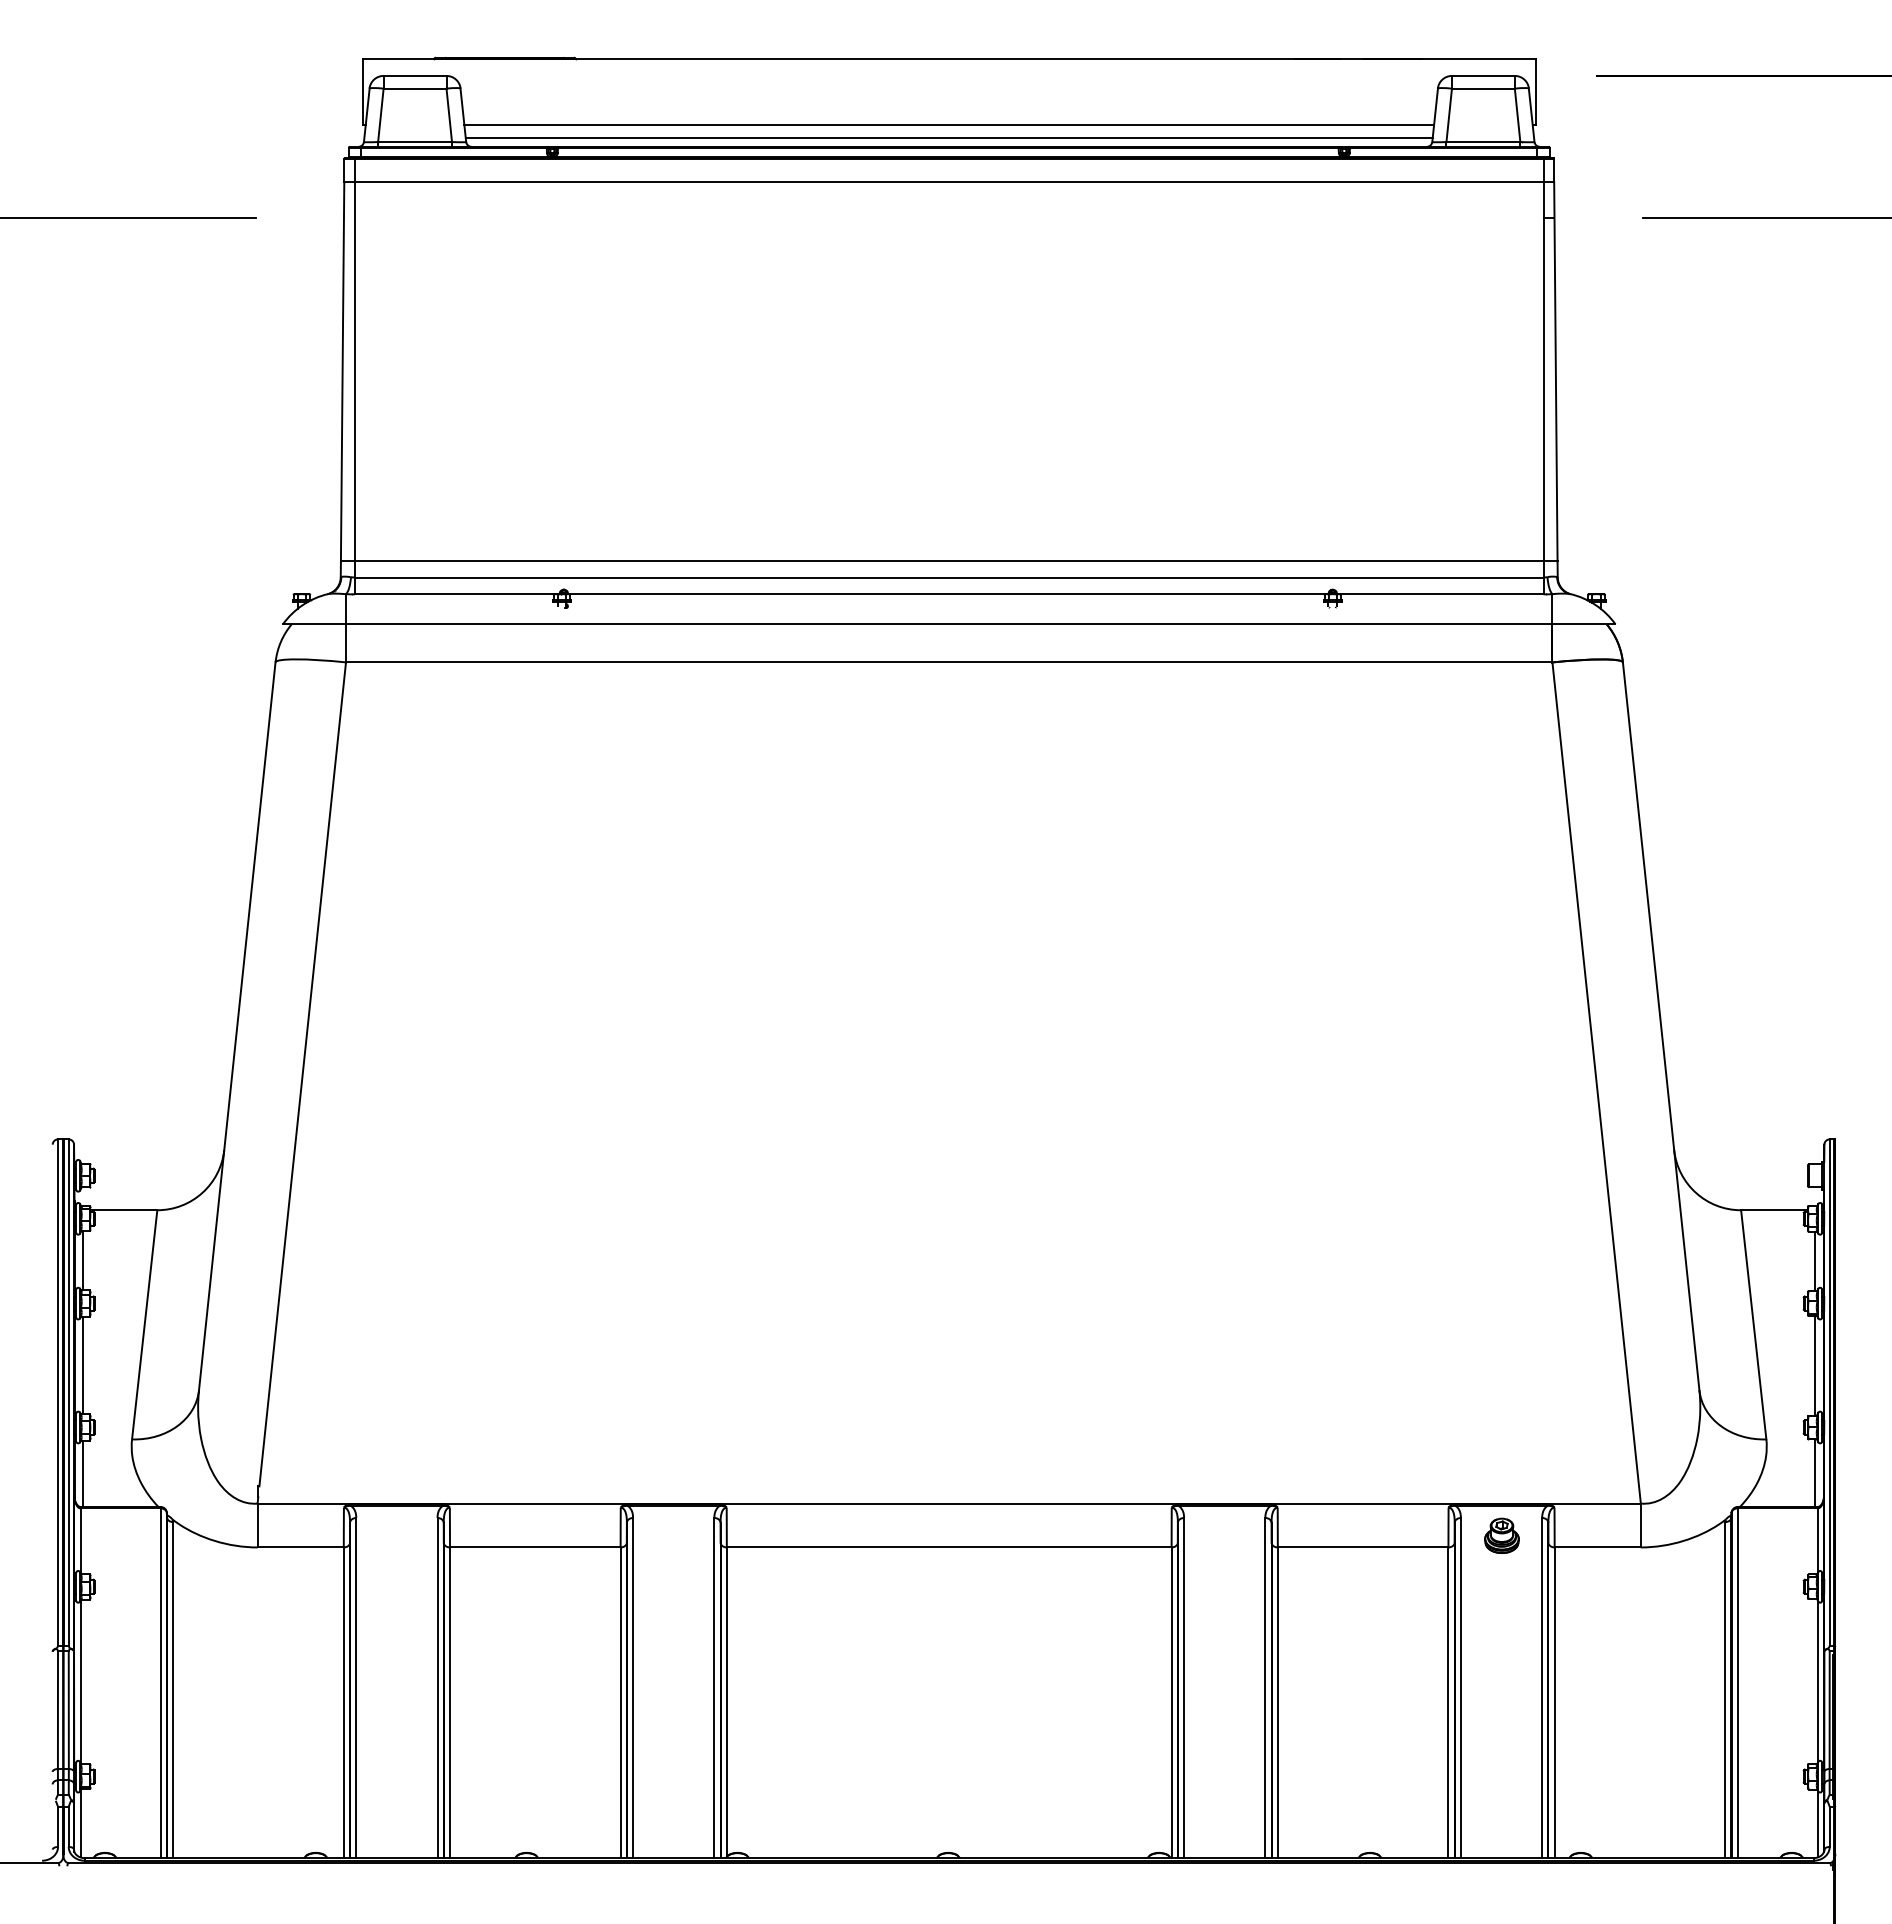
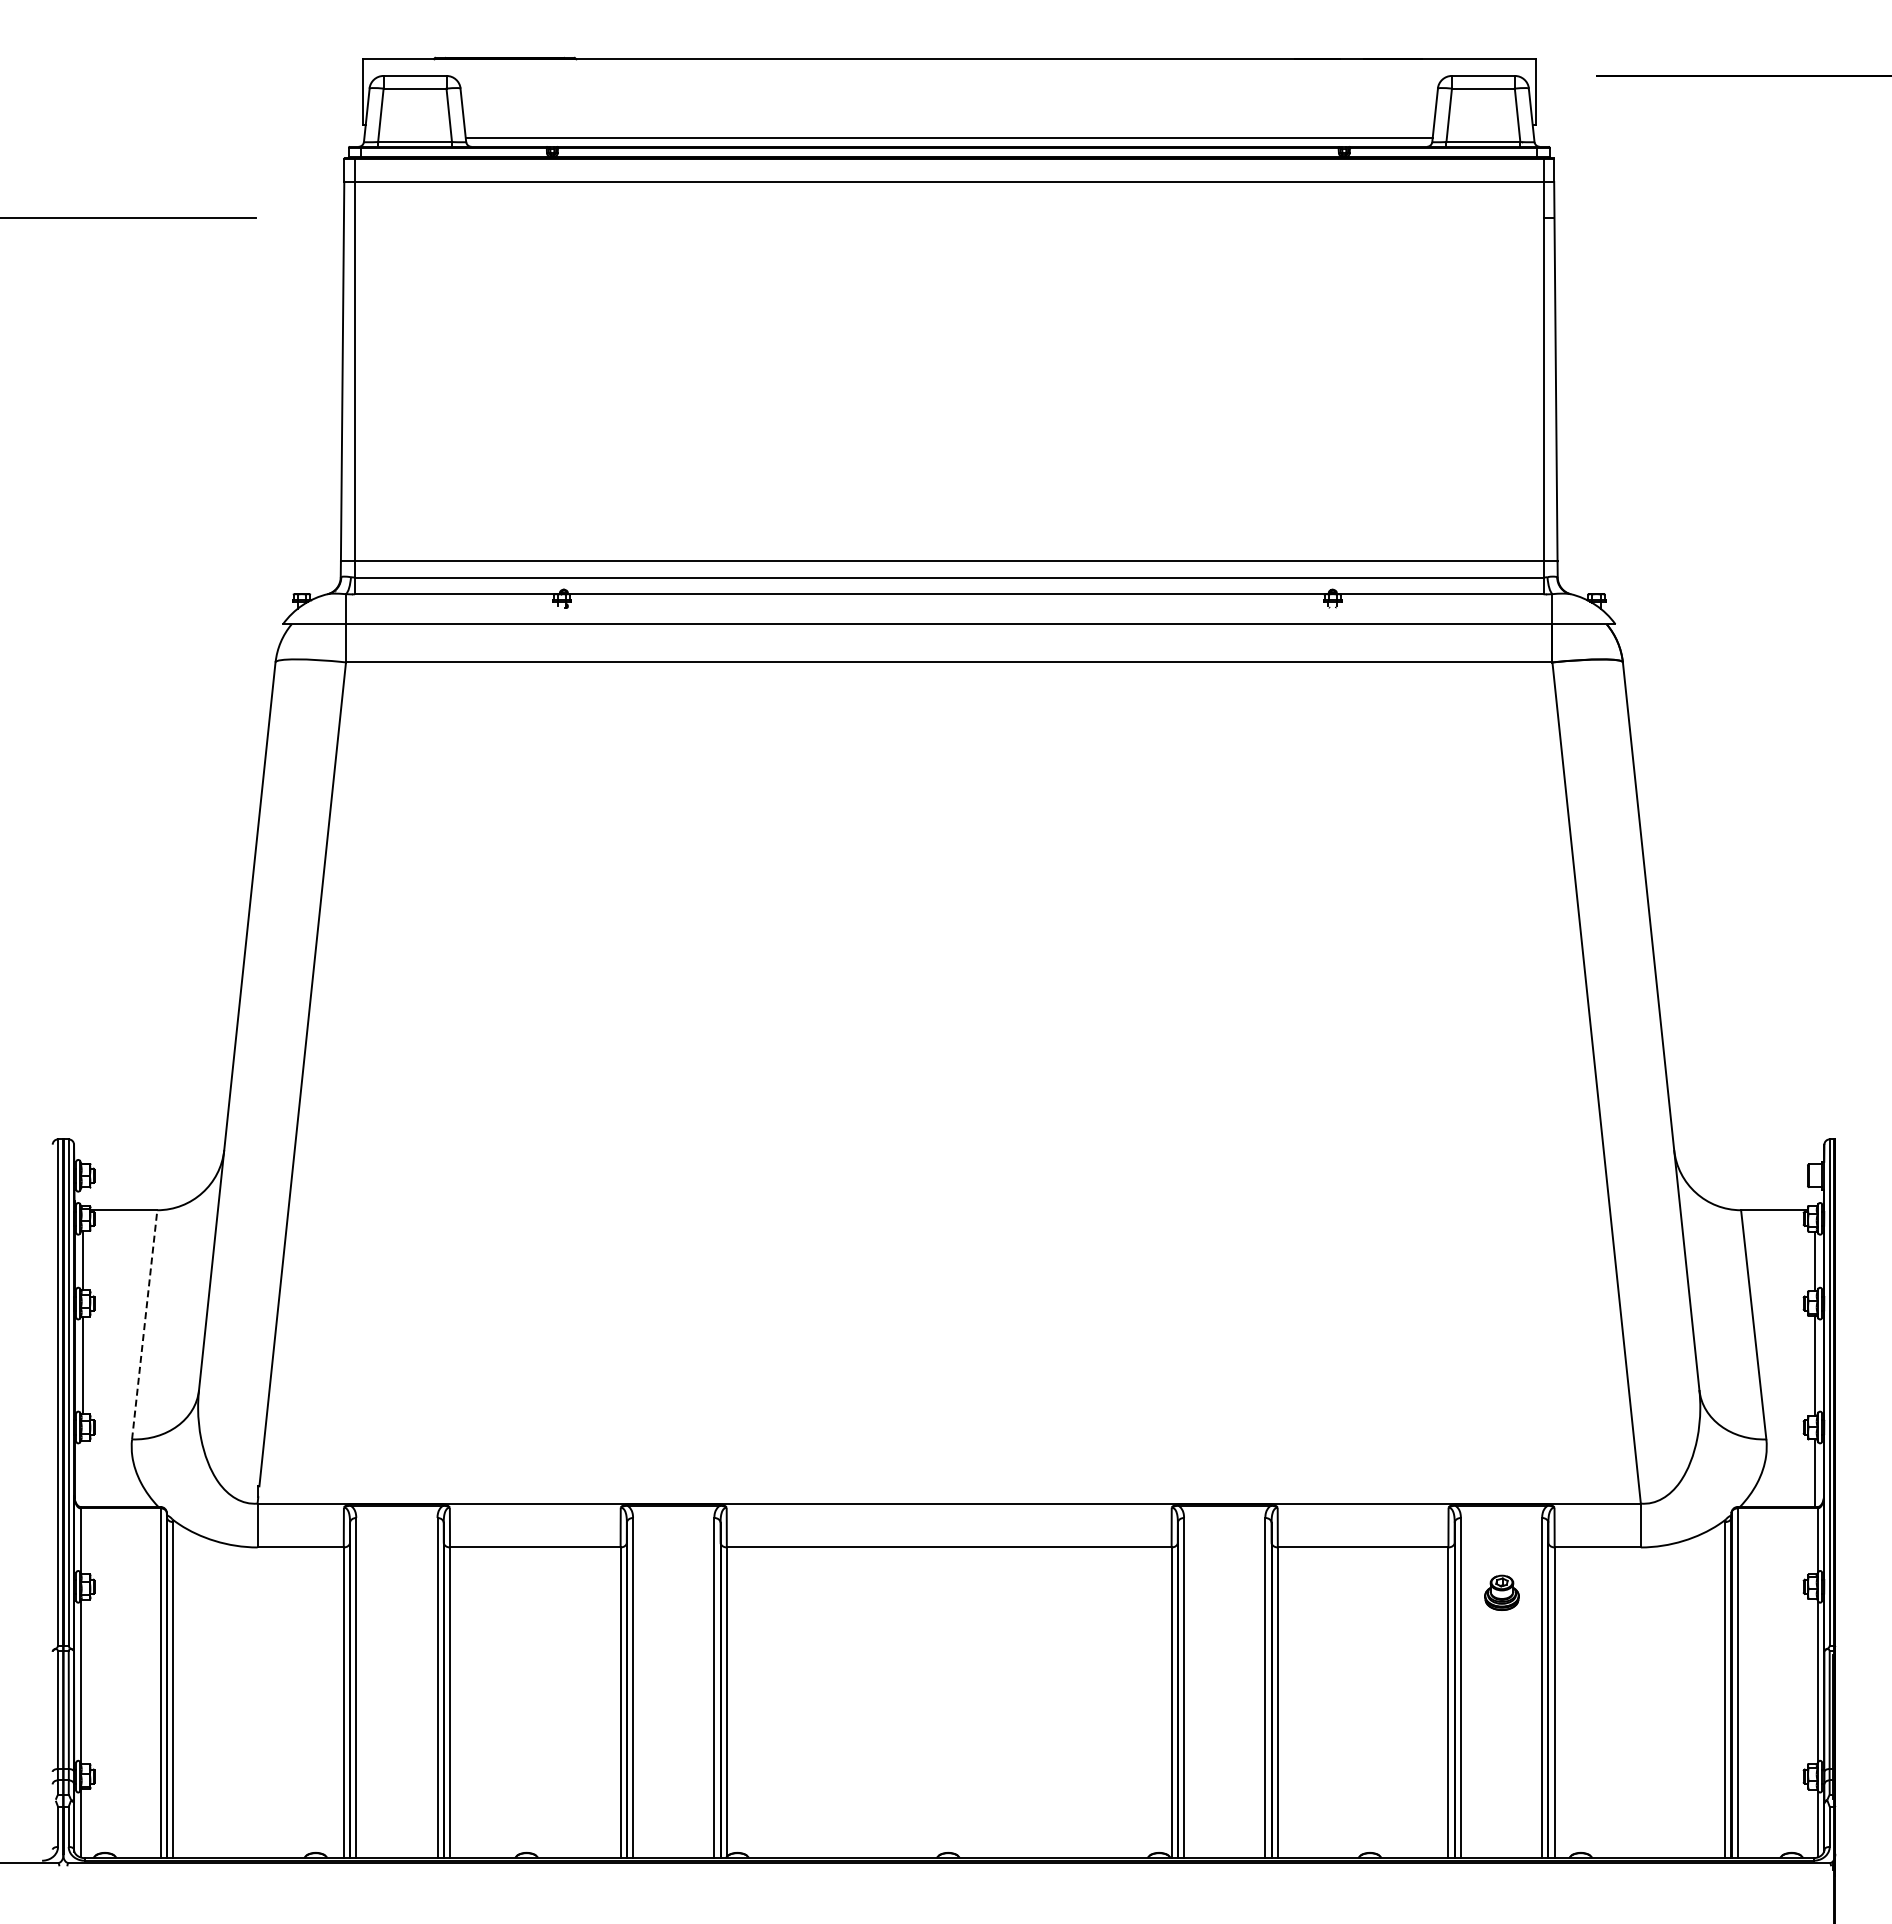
line: present -> none (949, 125)
line: present -> none (1765, 218)
line: solid -> dashed (144, 1324)
line: present -> none (83, 1473)
part position: (1501, 1535) -> (1501, 1592) (1501, 1592)
